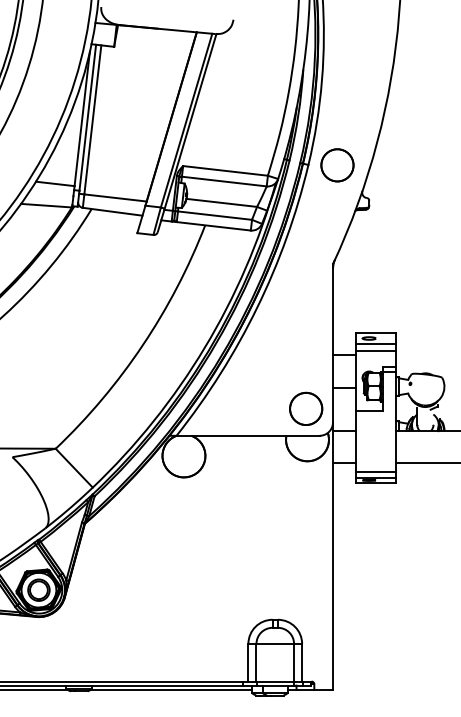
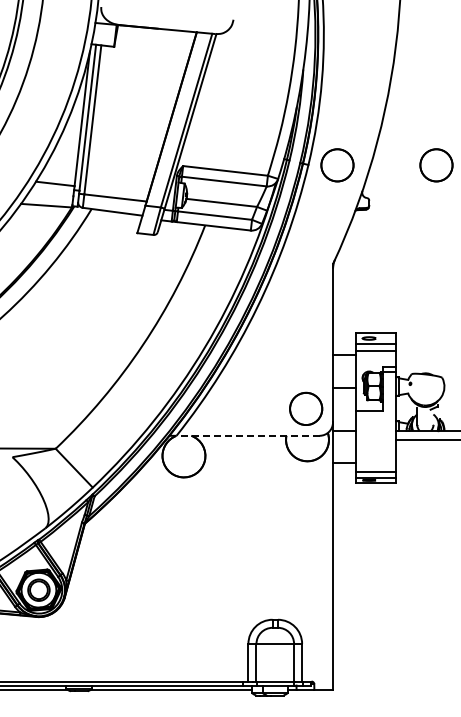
circle: none -> present (436, 165)
line: solid -> dashed (248, 435)
line position: (426, 463) -> (426, 440) (426, 440)
